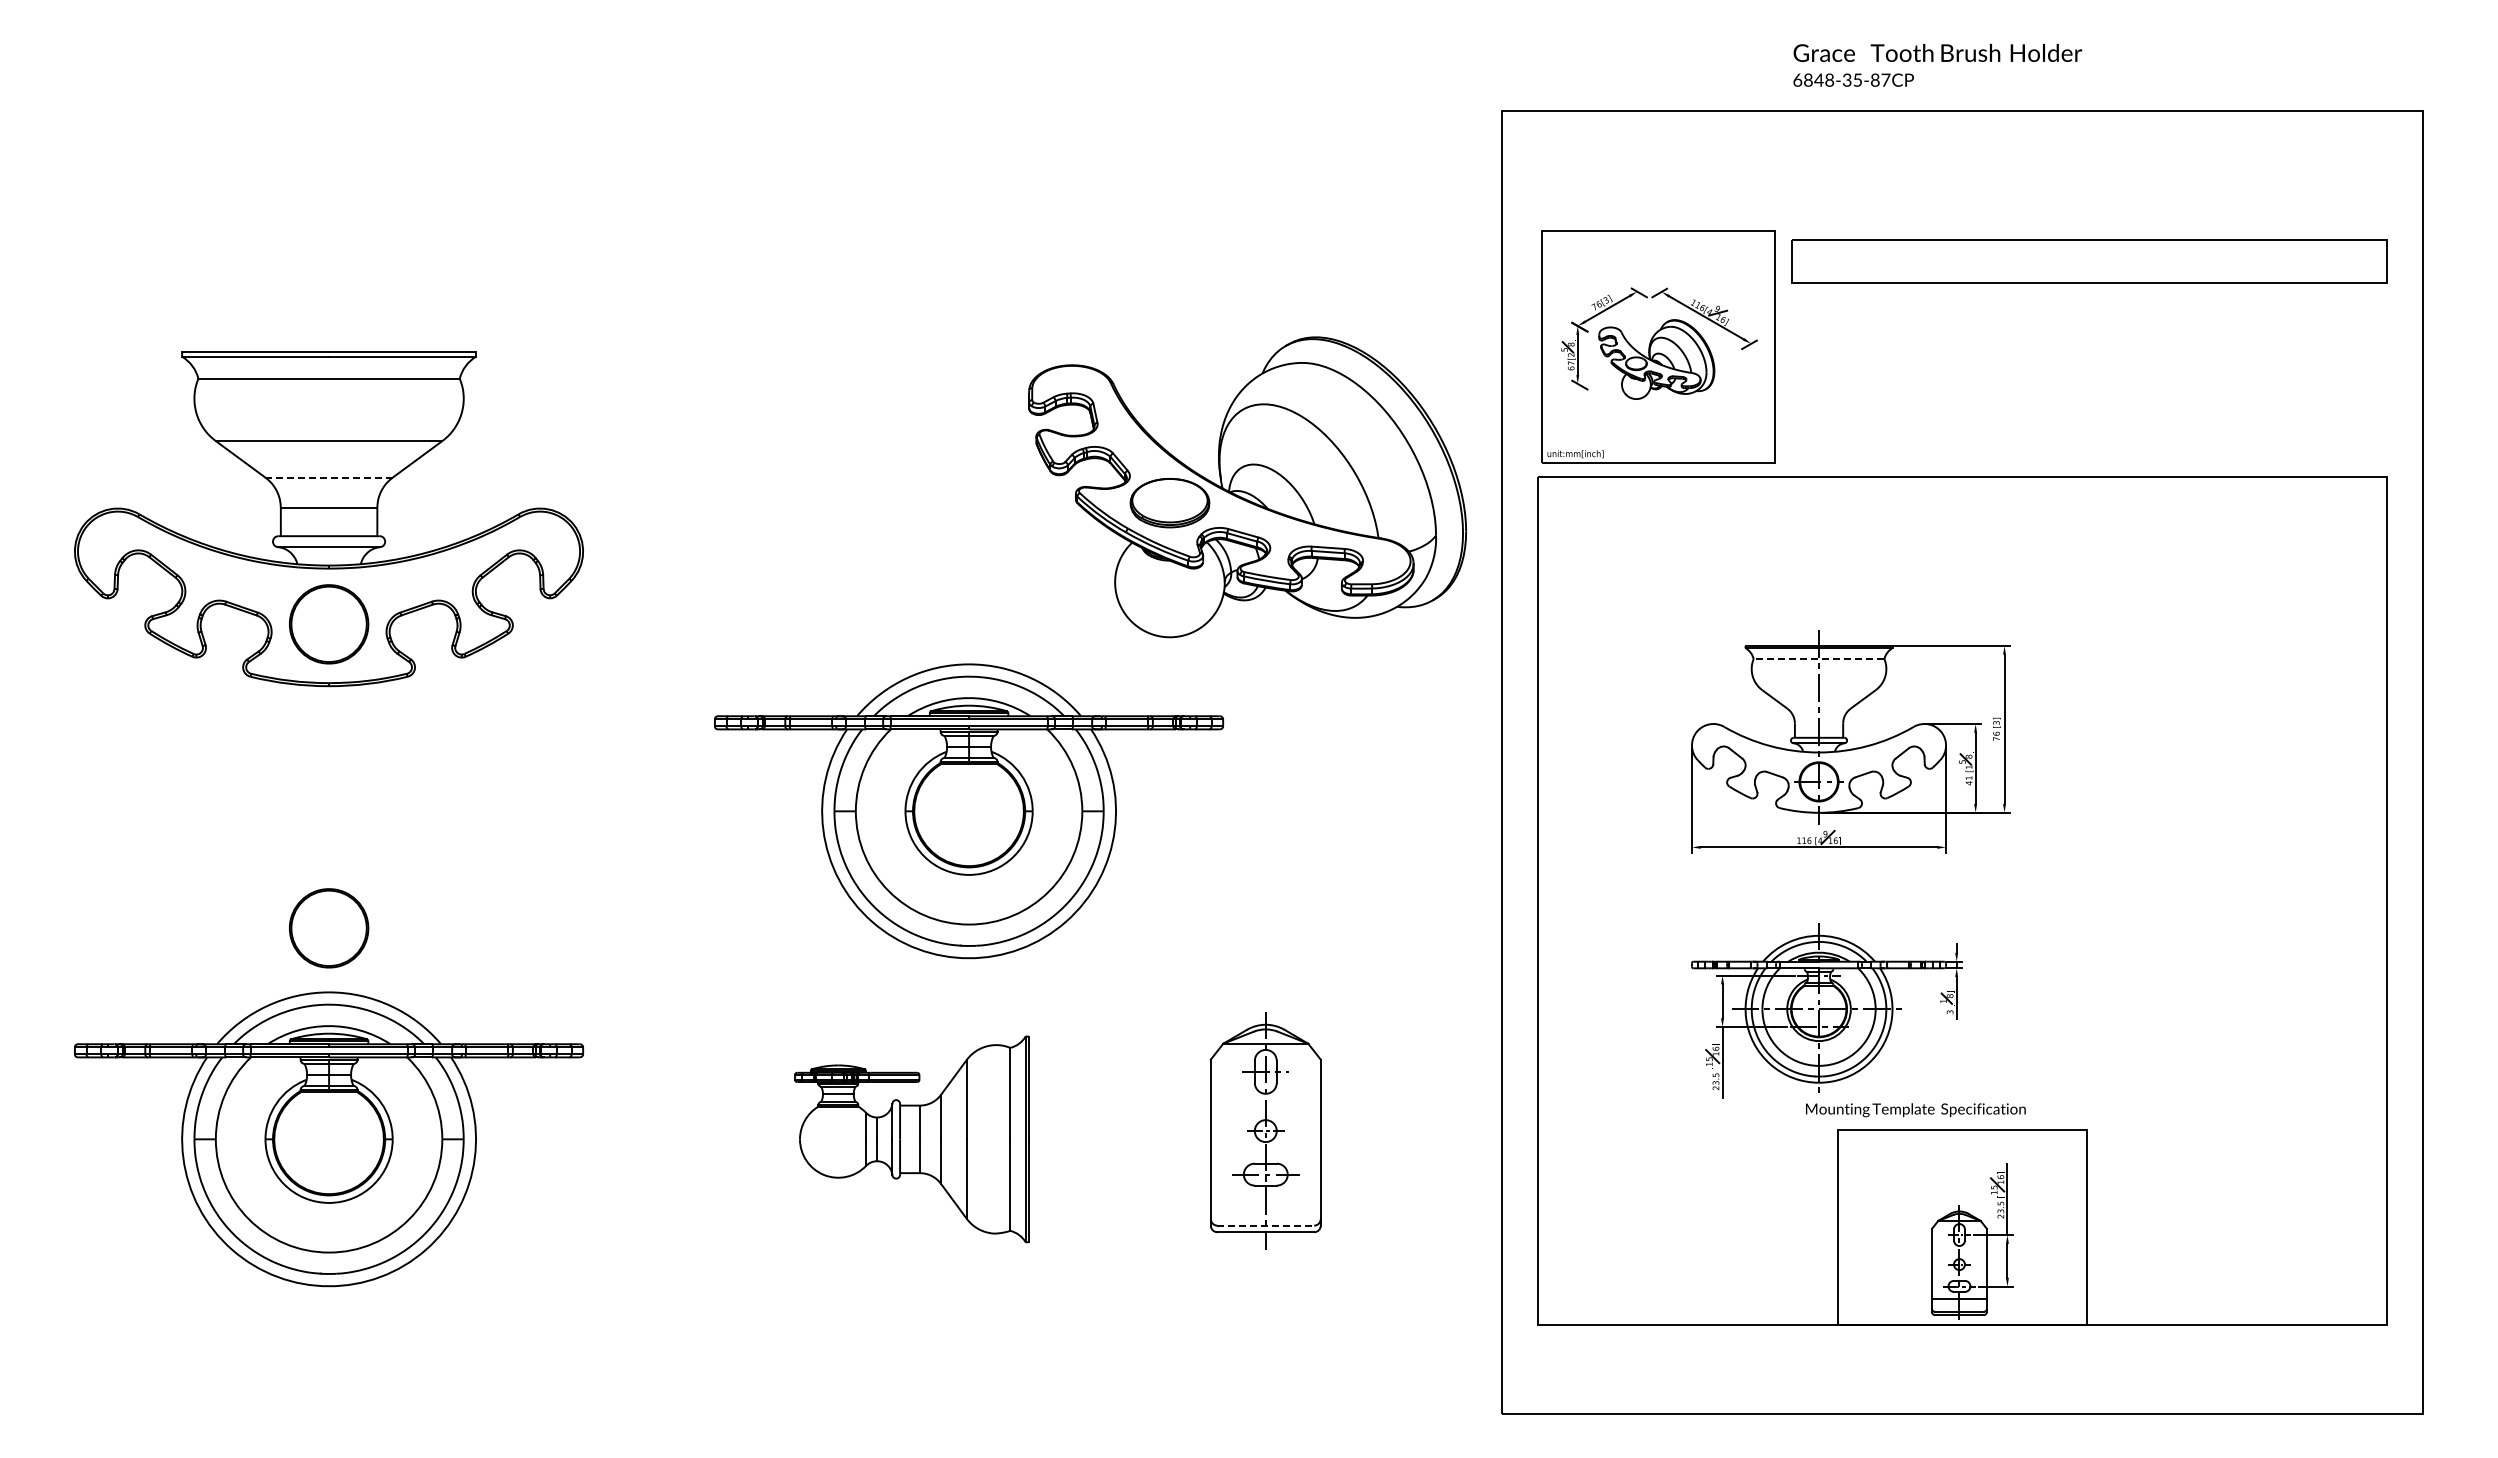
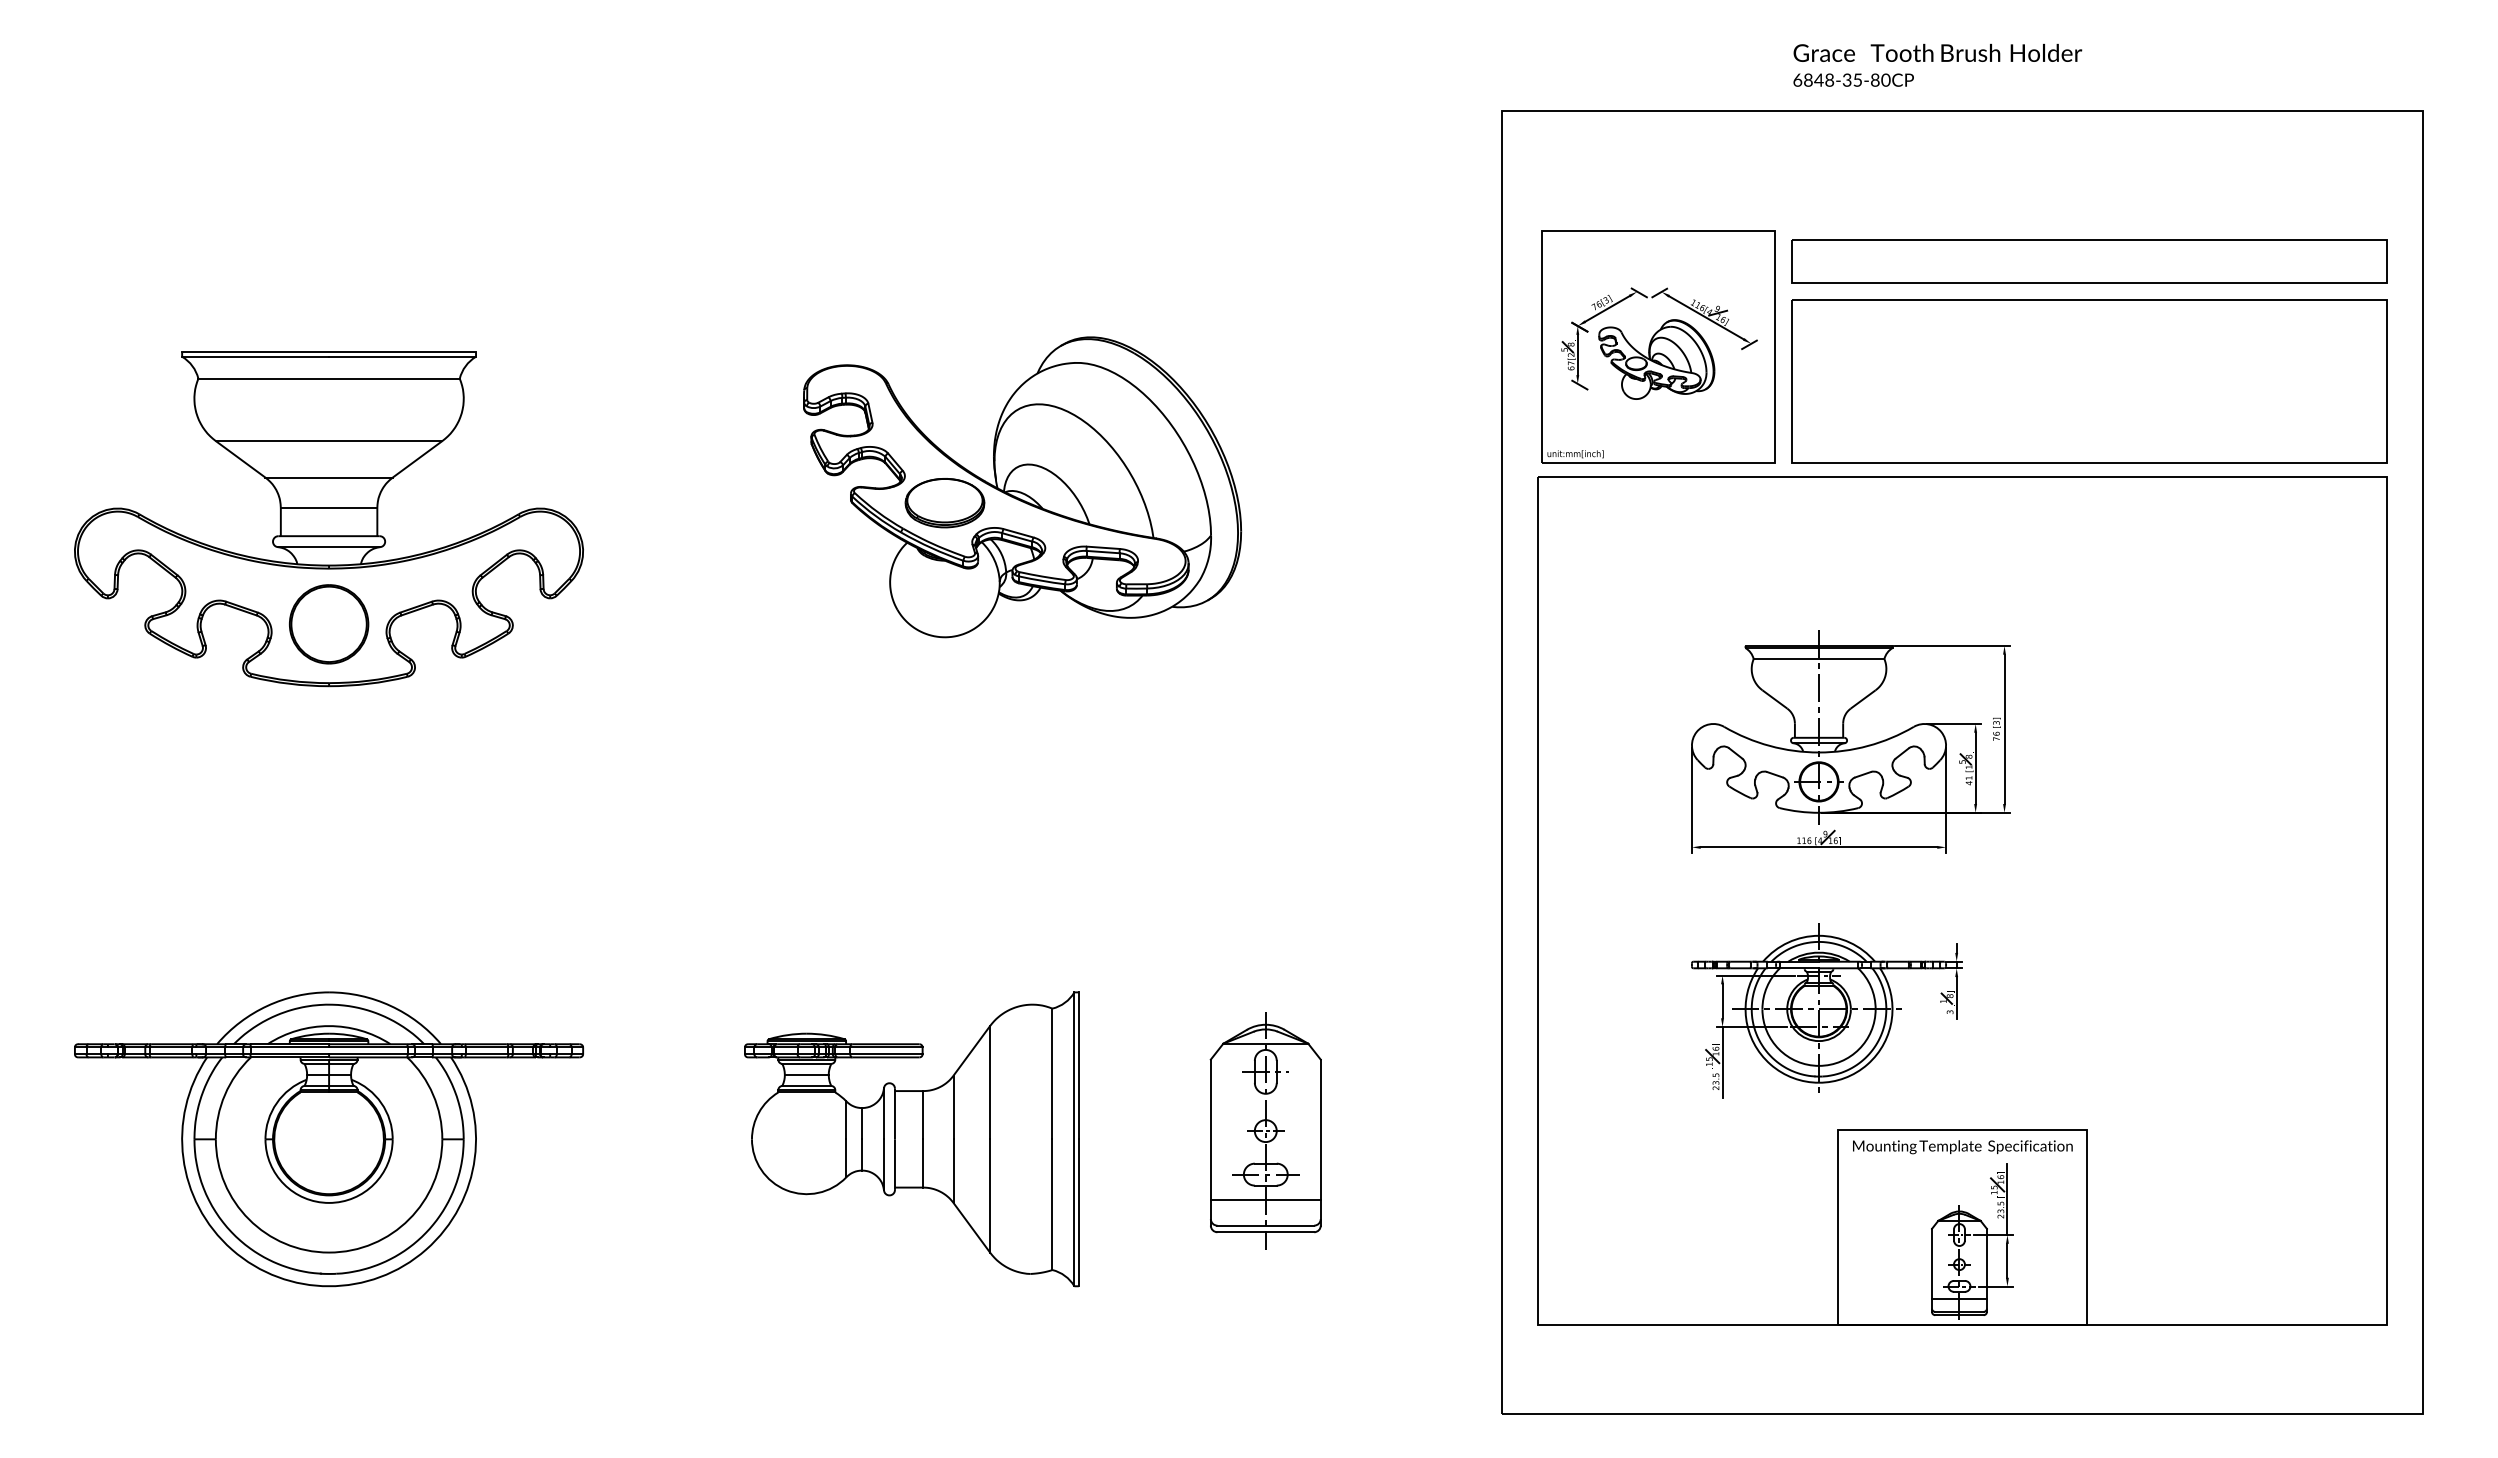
text: 6848-35-87CP -> 6848-35-80CP (1885, 79)
part: none -> present (2089, 381)
line: dashed -> solid (329, 477)
part position: (1247, 487) -> (1022, 487) (1022, 487)
line: dashed -> solid (1818, 659)
part: present -> none (968, 811)
part: present -> none (329, 928)
text position: (1915, 1110) -> (1962, 1147) (1962, 1147)
part size: 236x209 px -> 336x297 px (911, 1139)
line: none -> present (1265, 1200)
line: dashed -> solid (1266, 1225)
